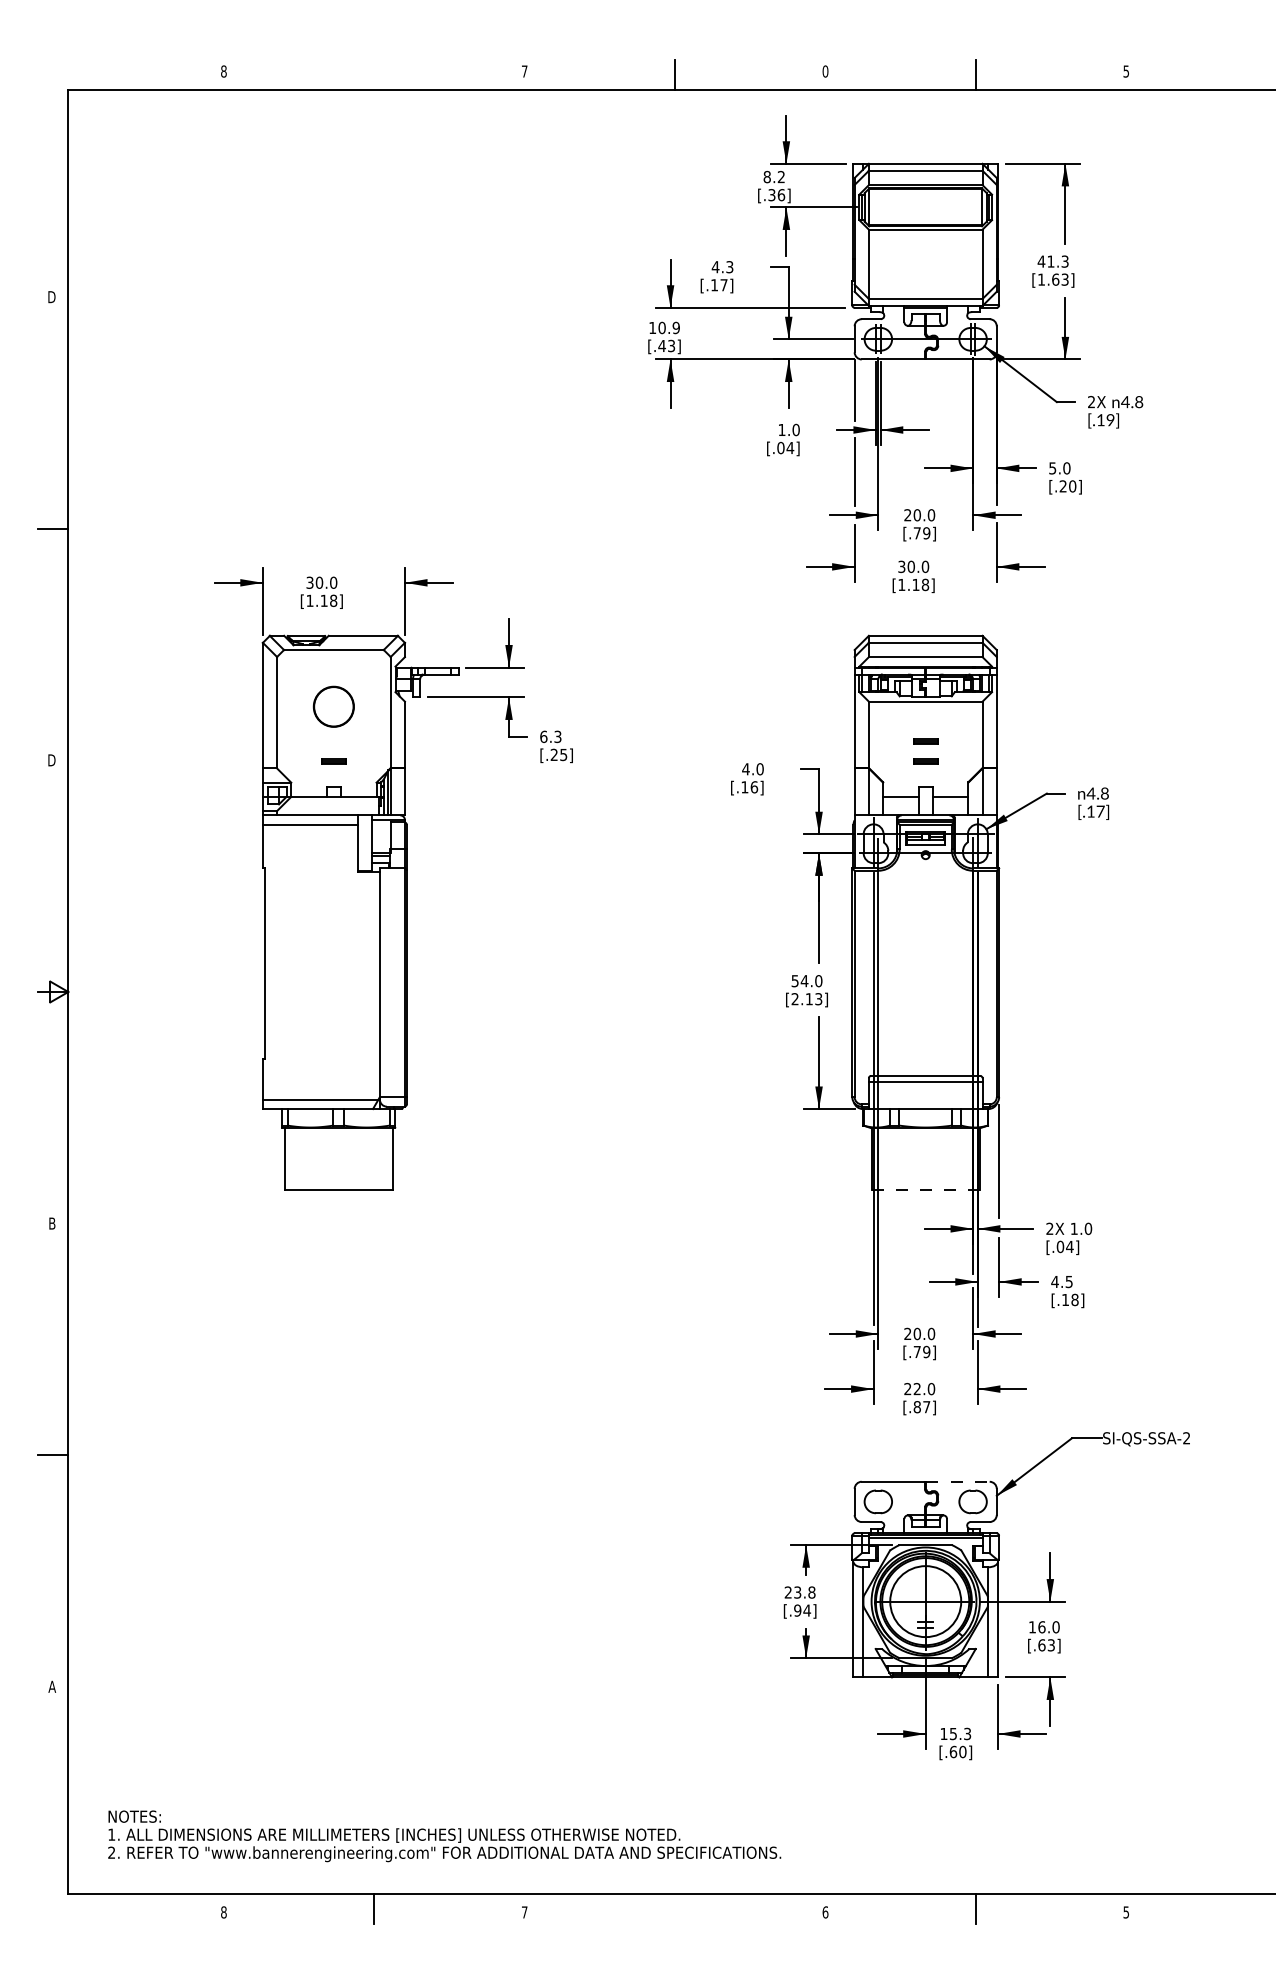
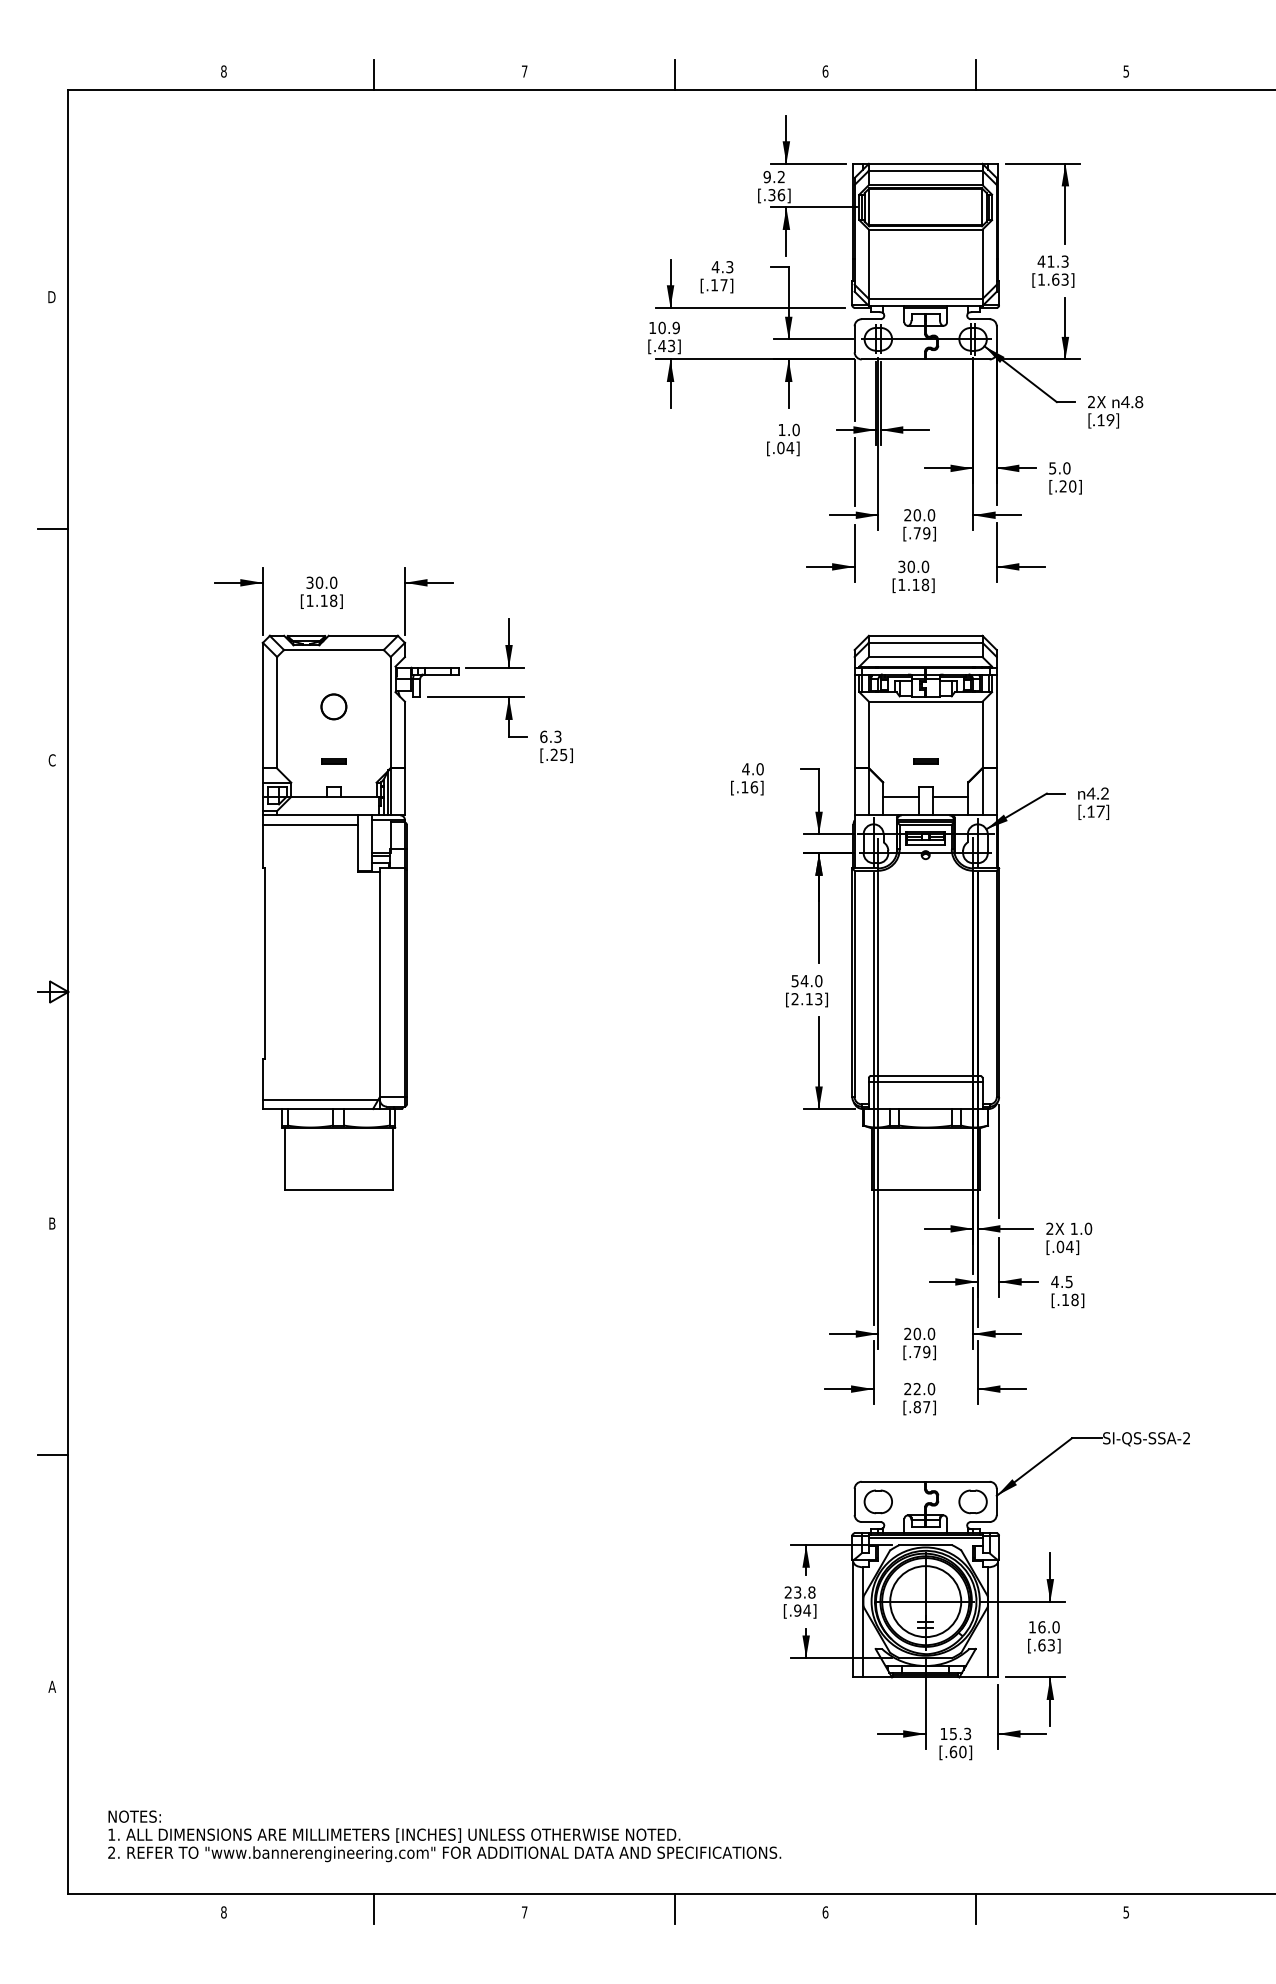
text: 0 -> 6 (825, 71)
line: none -> present (374, 74)
text: 8.2 -> 9.2 (766, 177)
circle size: 43x43 px -> 28x28 px (333, 706)
part: present -> none (925, 741)
text: D -> C (51, 760)
text: 4.8 -> 4.2 (1104, 793)
line: dashed -> solid (925, 1189)
line: dashed -> solid (958, 1481)
line: none -> present (675, 1909)
